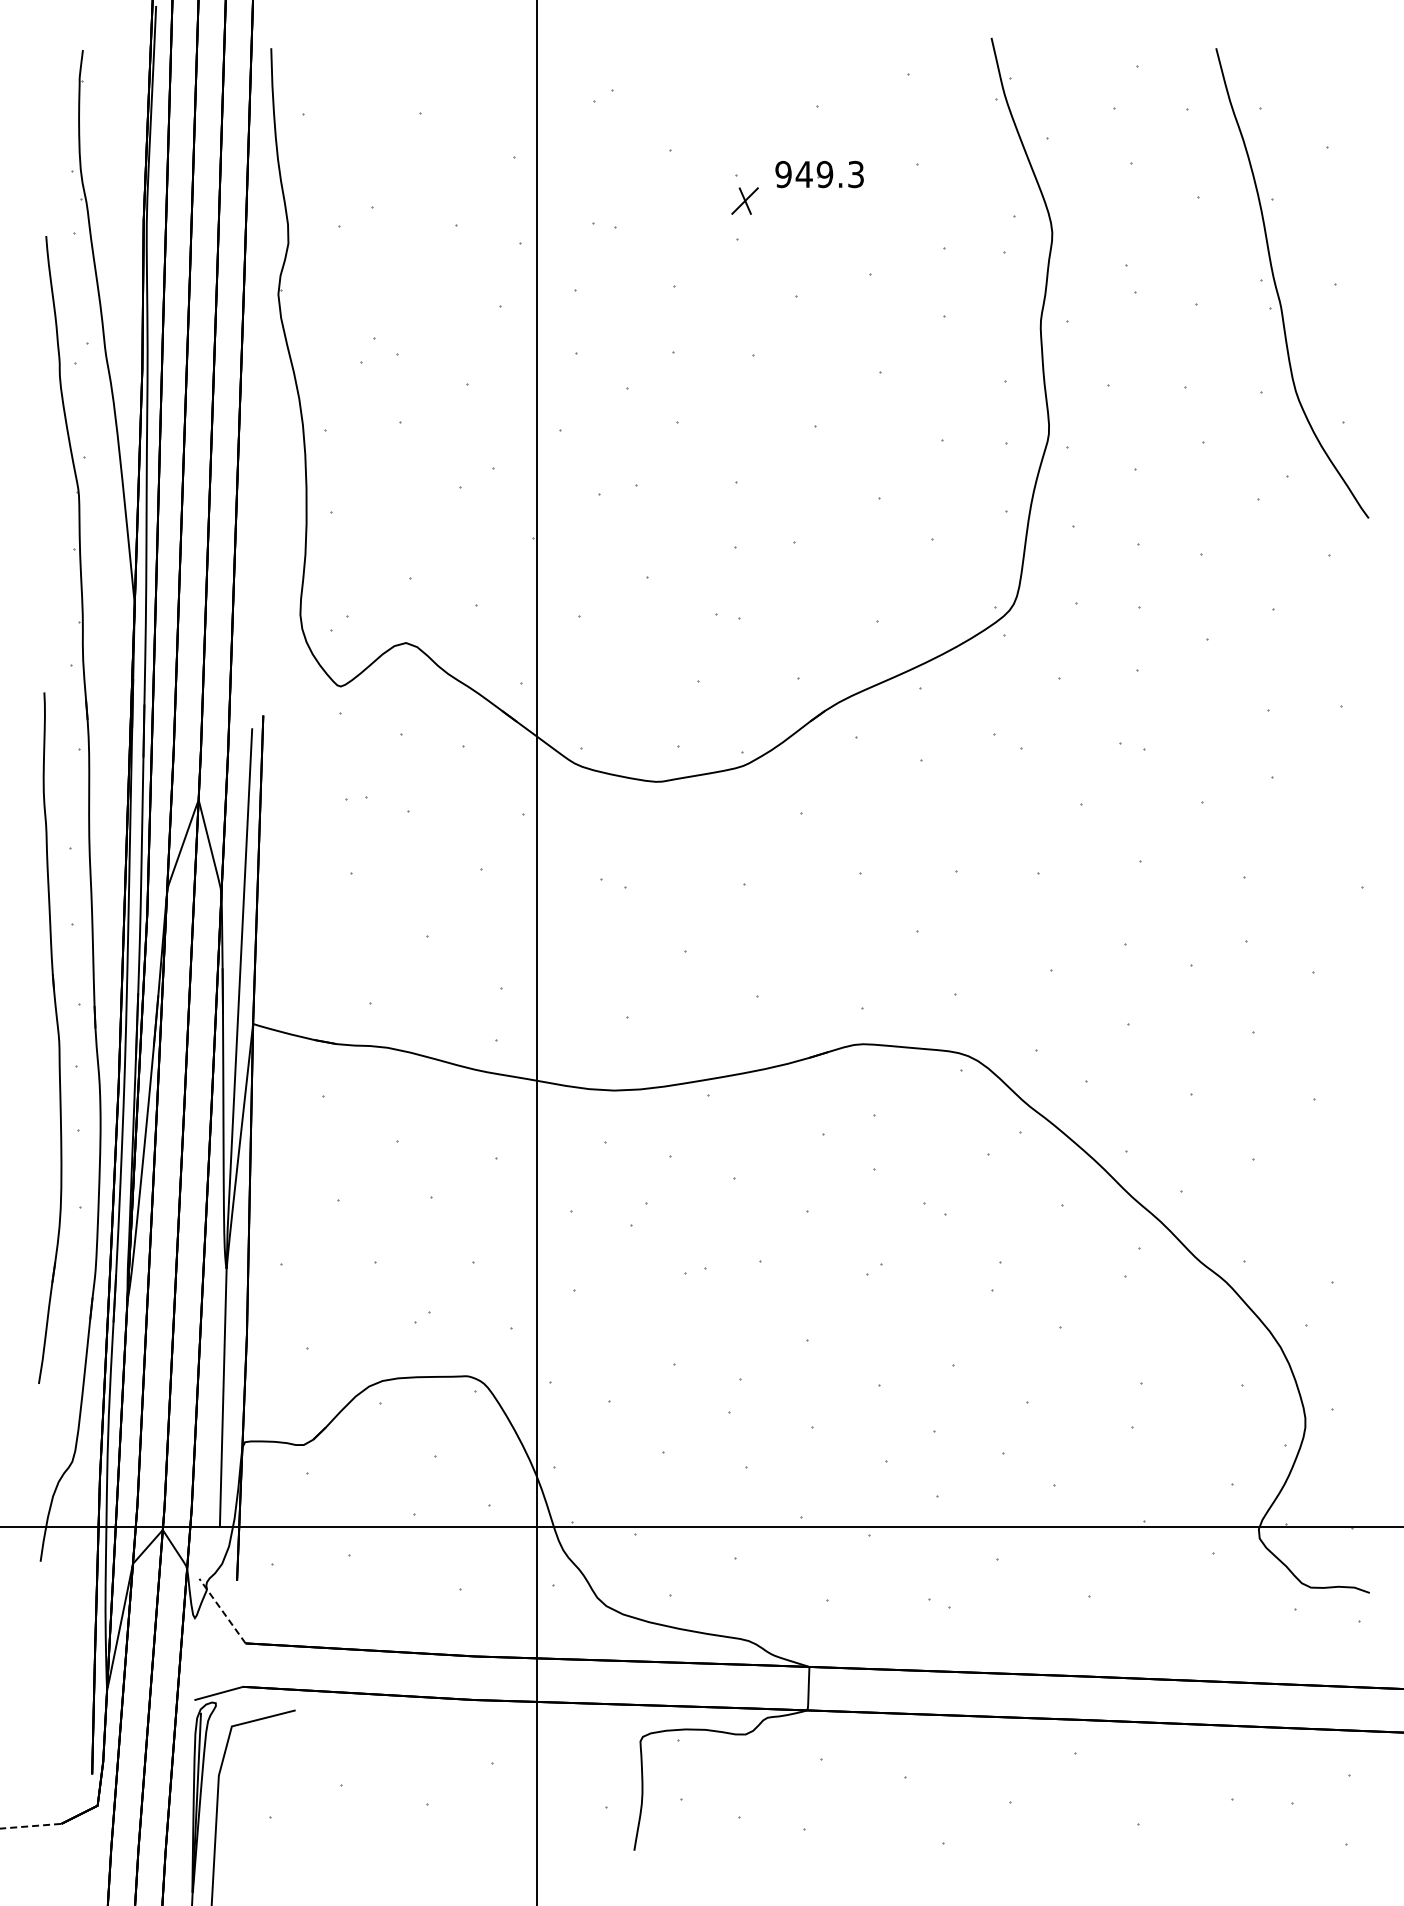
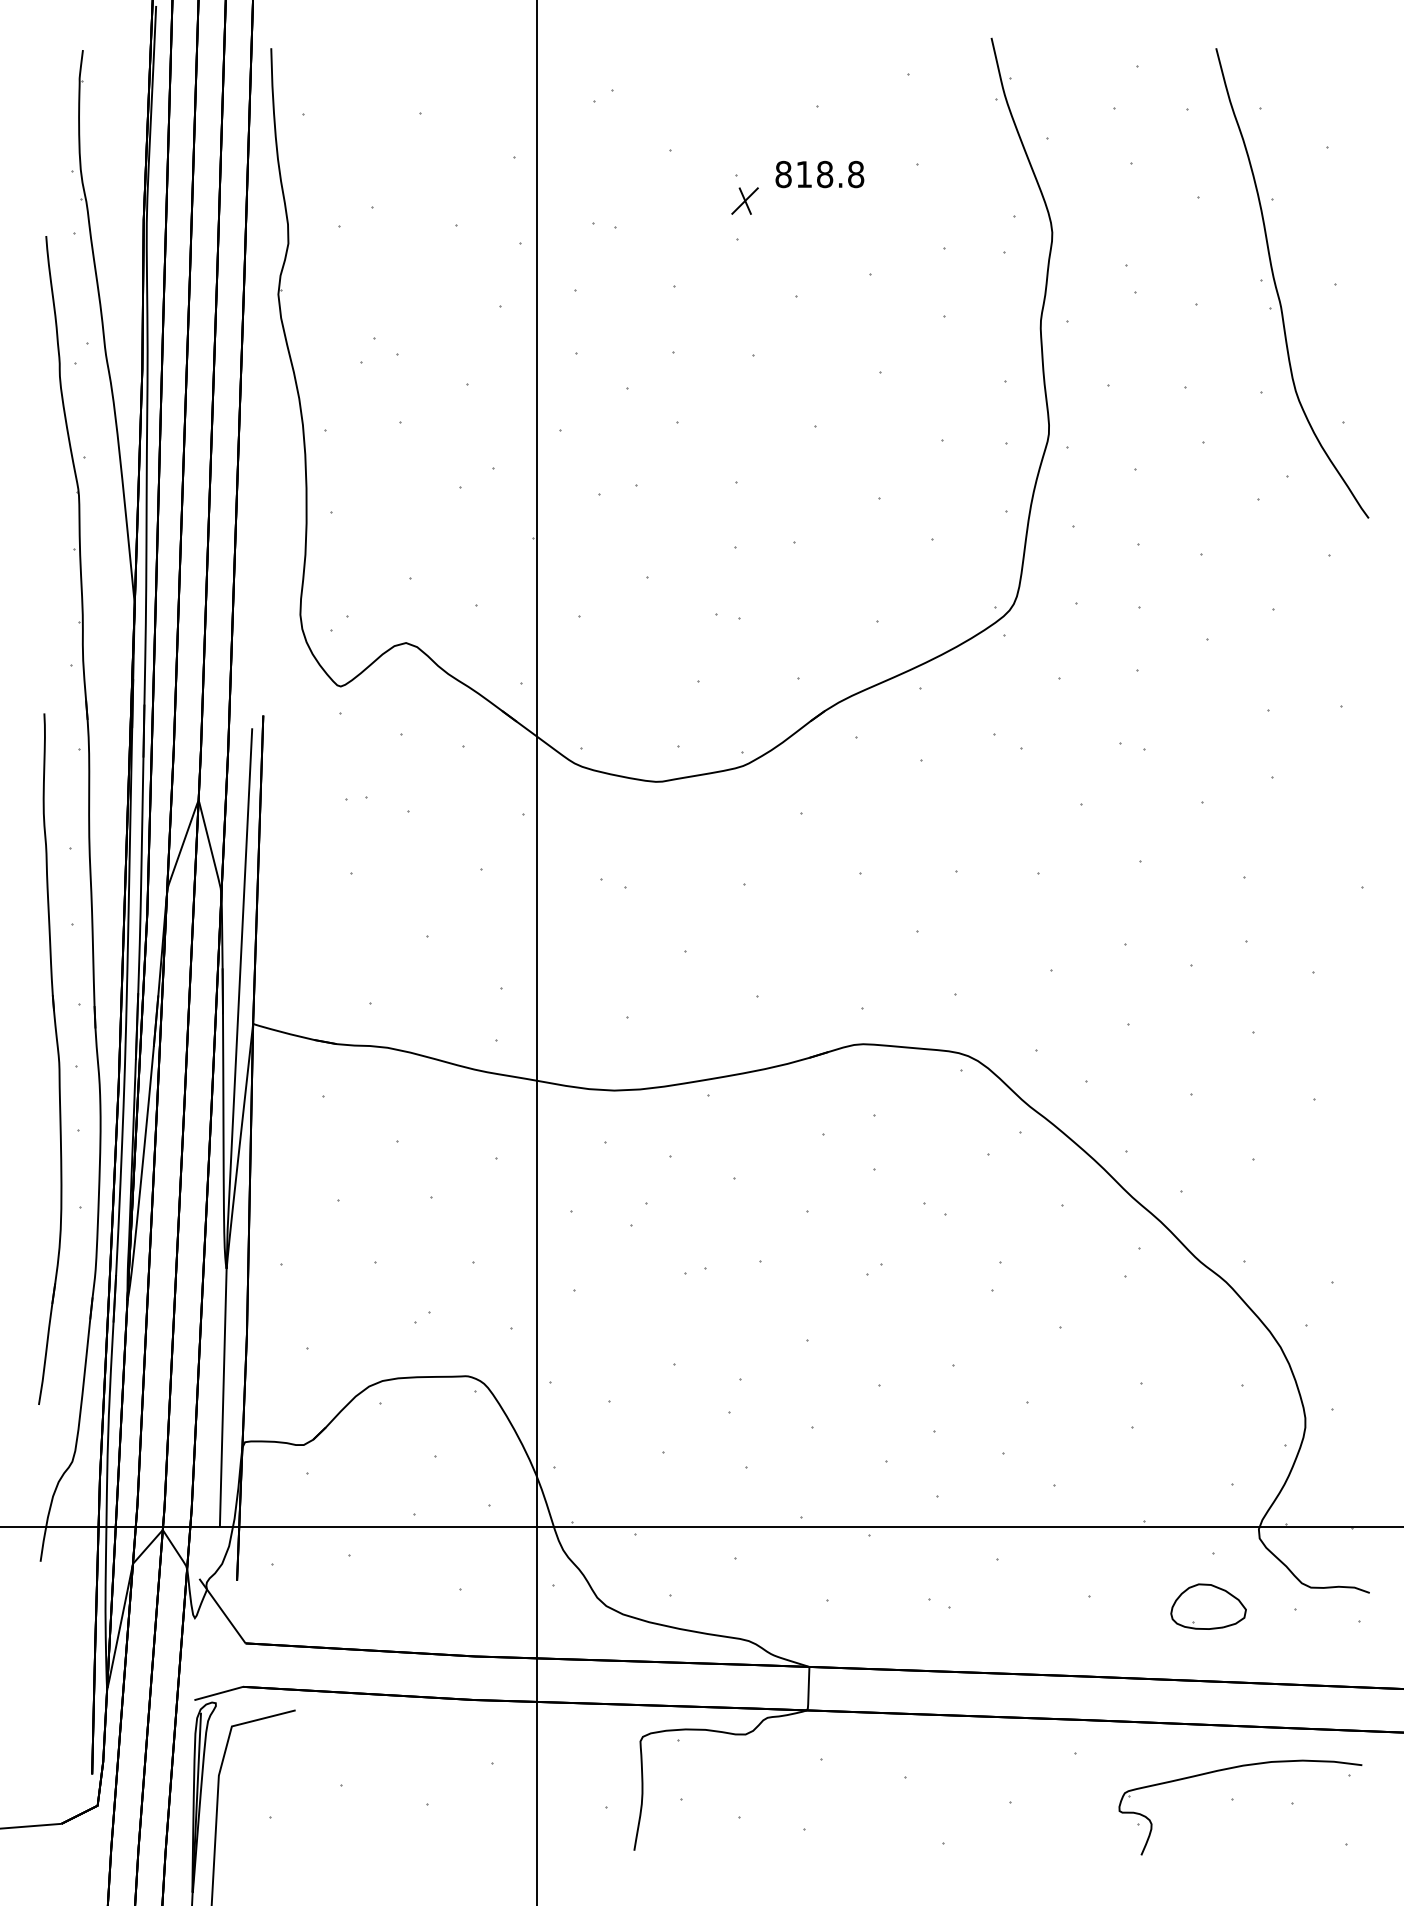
text: 949.3 -> 818.8 (819, 174)
part position: (57, 1035) -> (57, 1056) (57, 1056)
part: none -> present (1208, 1606)
line: dashed -> solid (222, 1611)
part: none -> present (1230, 1769)
line: dashed -> solid (31, 1826)
